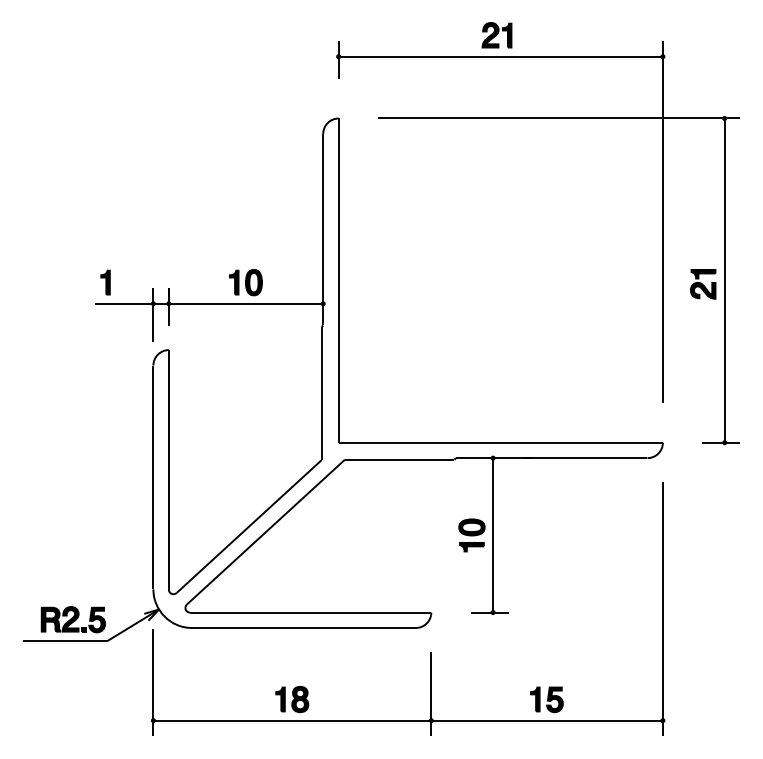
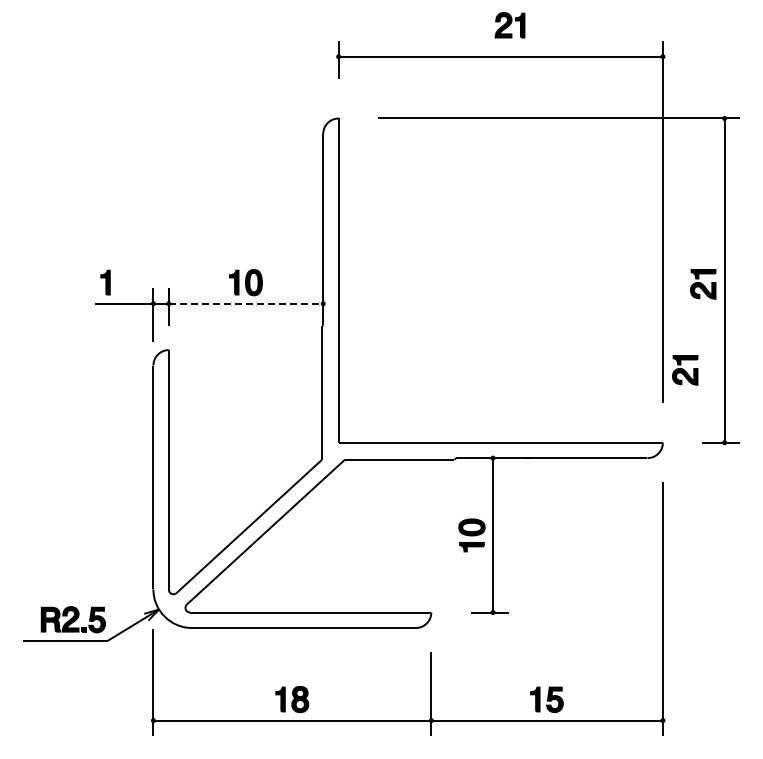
part position: (496, 35) -> (509, 25) (509, 25)
line: solid -> dashed (246, 303)
part: none -> present (685, 370)
